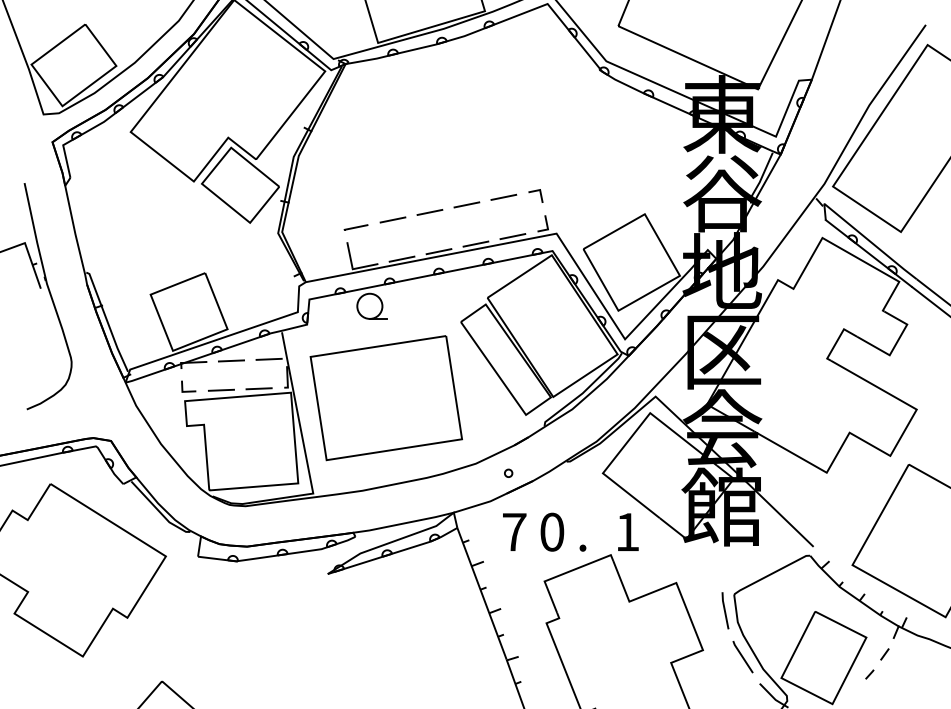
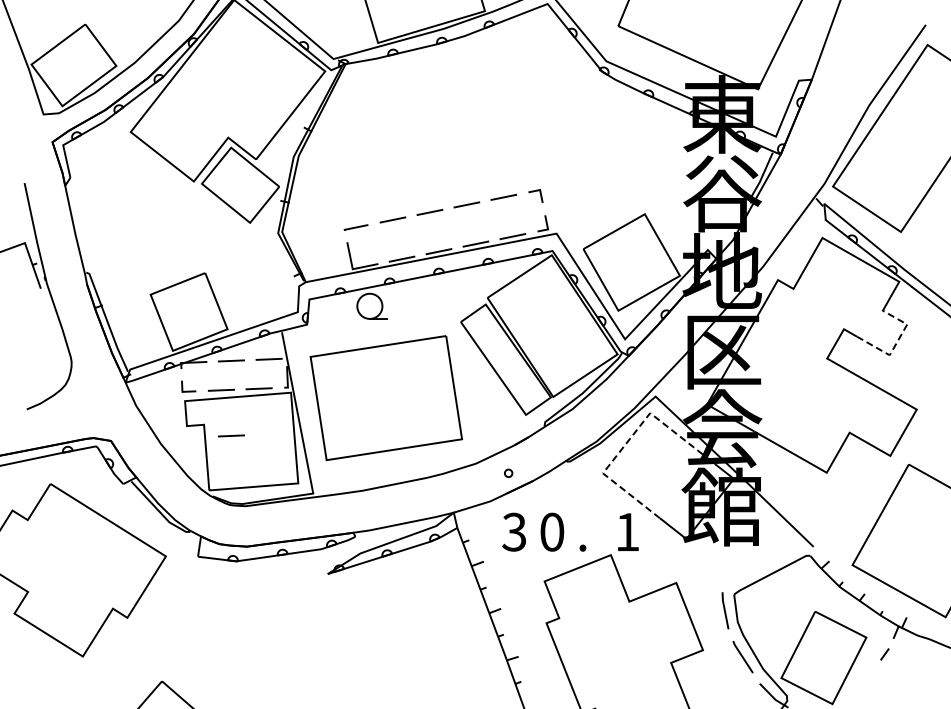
line: solid -> dashed (896, 344)
line: none -> present (231, 435)
line: solid -> dashed (630, 438)
text: 7 -> 3 (514, 531)
line: present -> none (869, 674)
